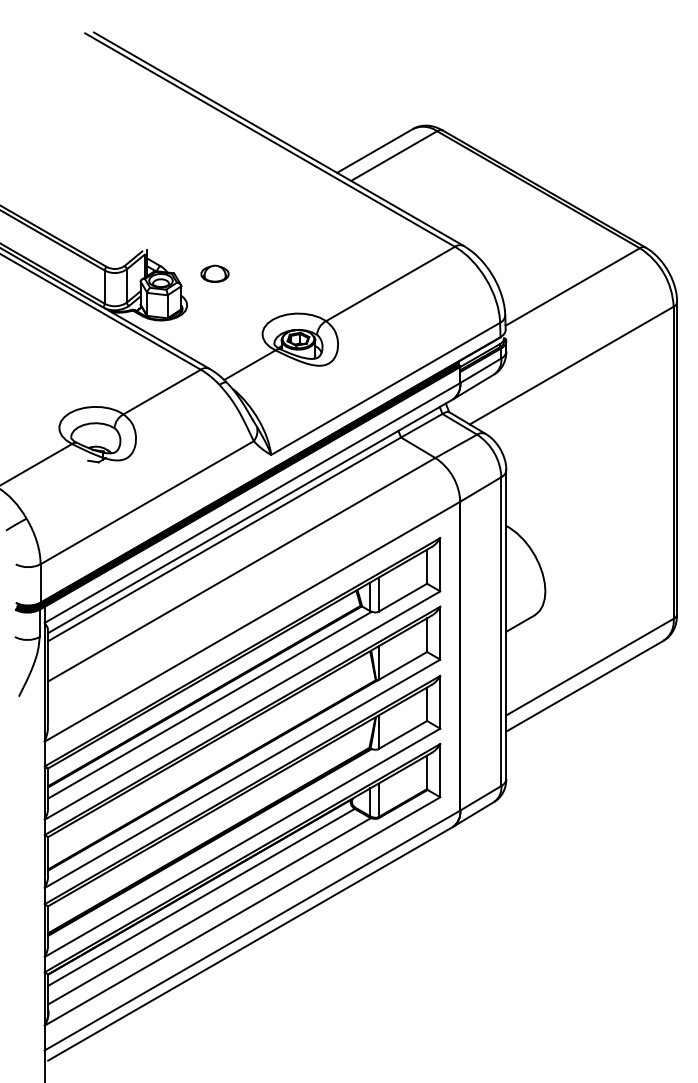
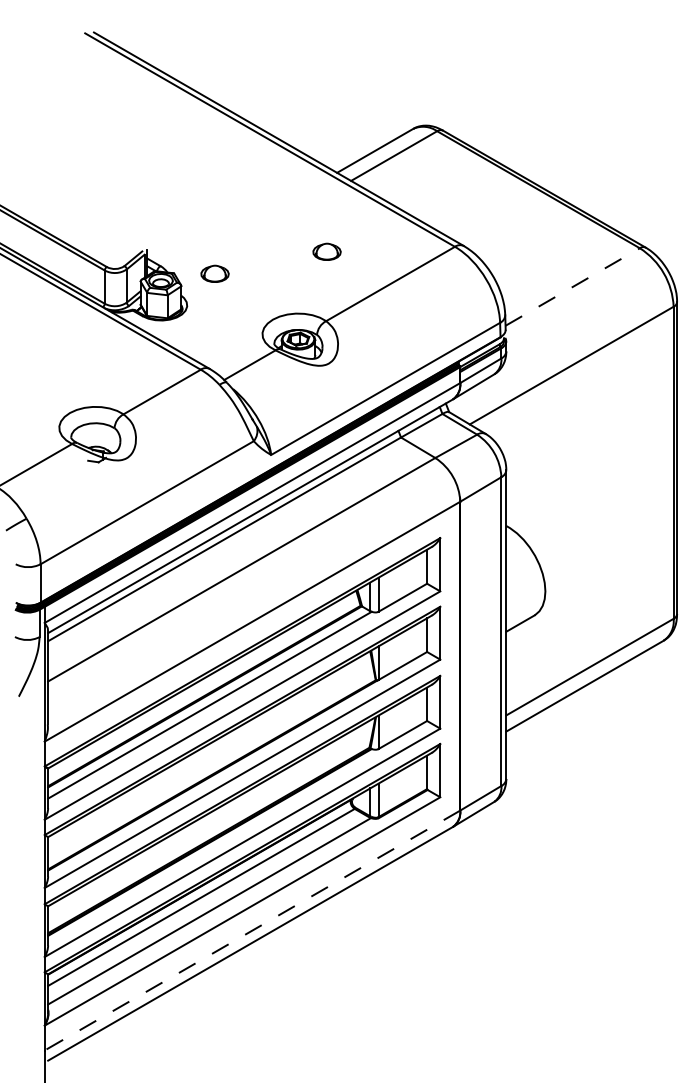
part: none -> present (326, 251)
line: solid -> dashed (572, 287)
line: solid -> dashed (252, 930)
